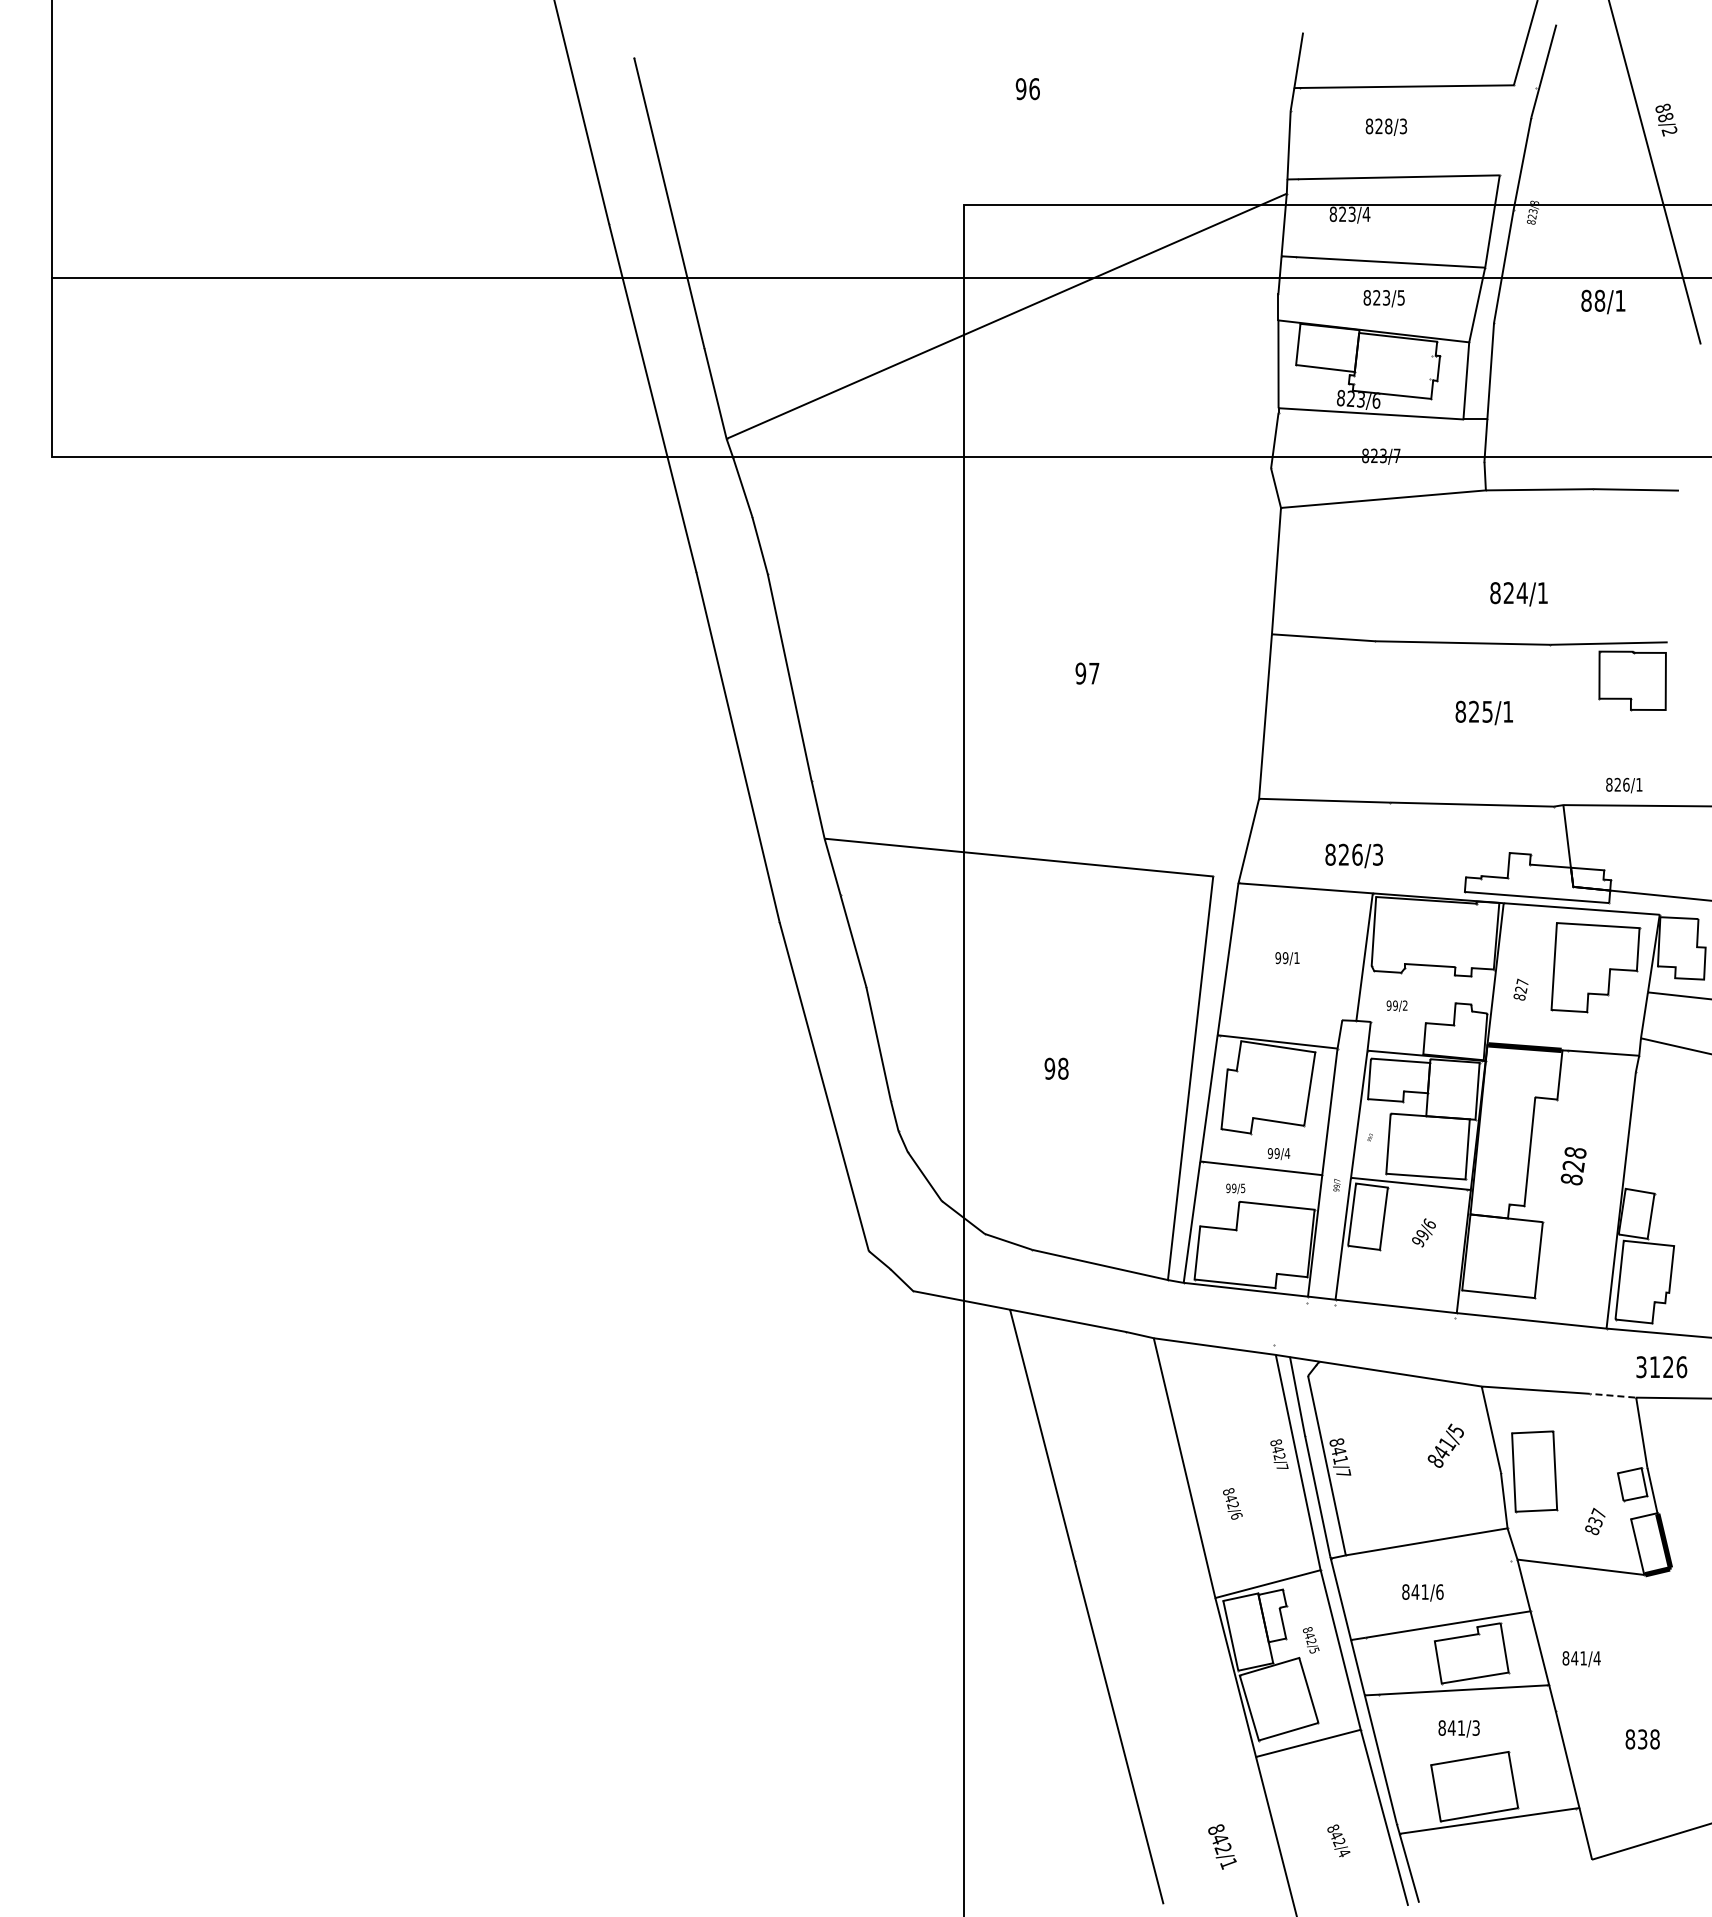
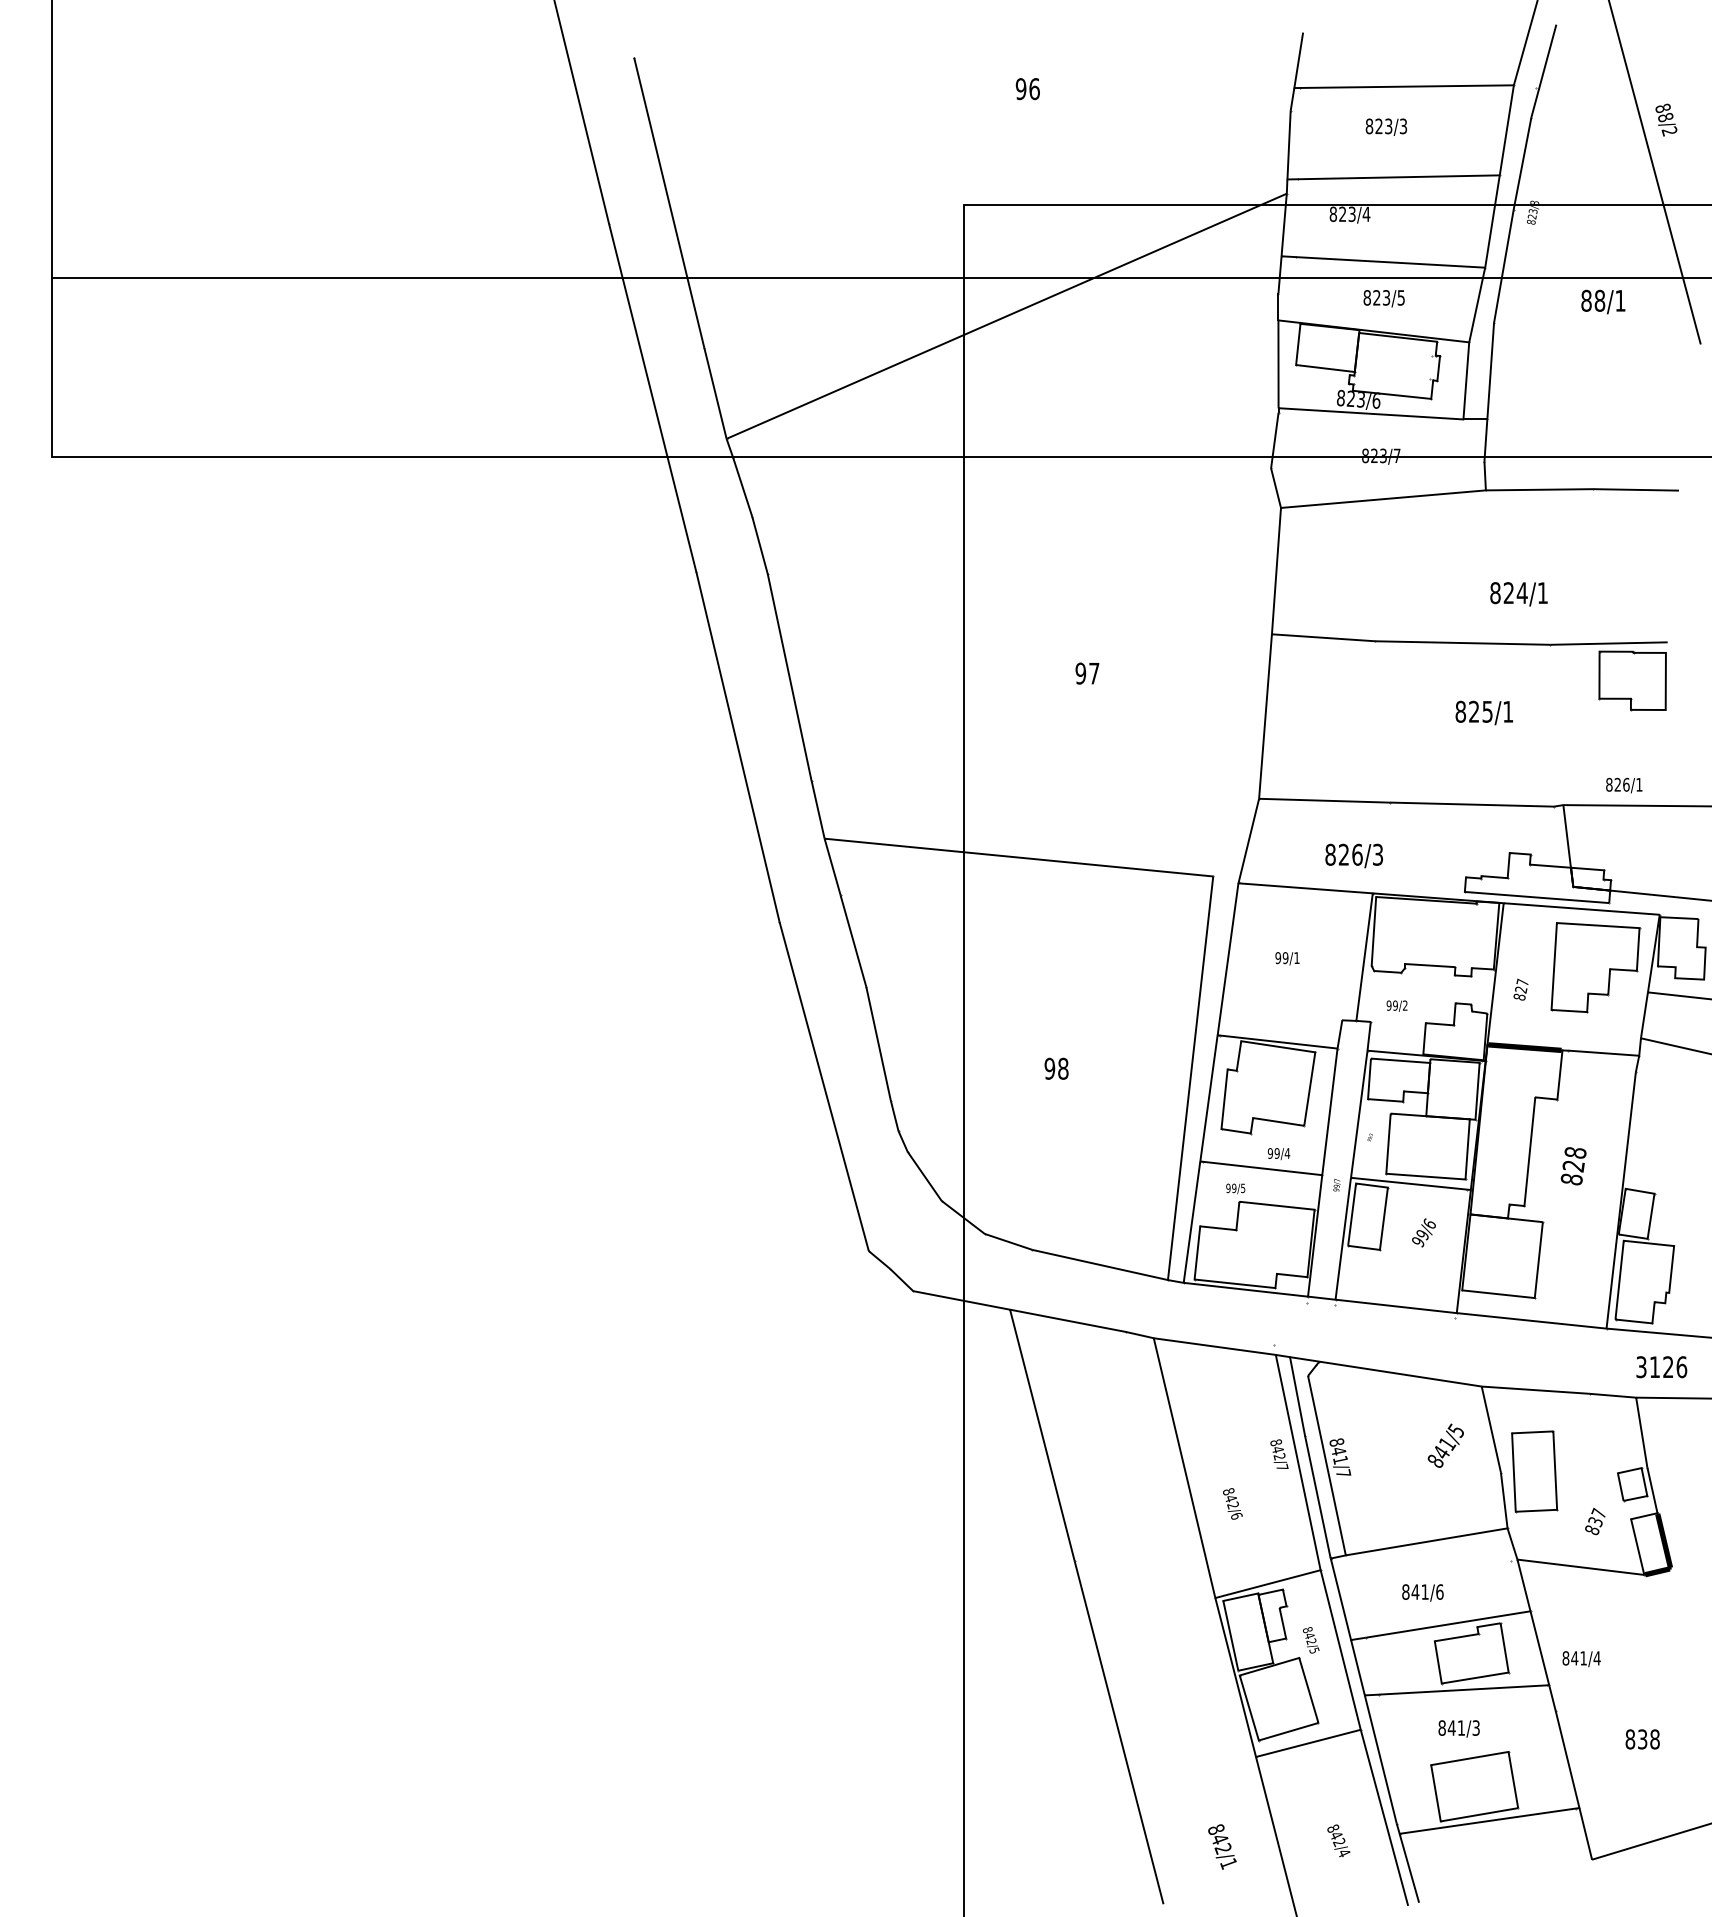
text: 828/3 -> 823/3 (1388, 126)
line: none -> present (1506, 130)
line: dashed -> solid (1612, 1395)
